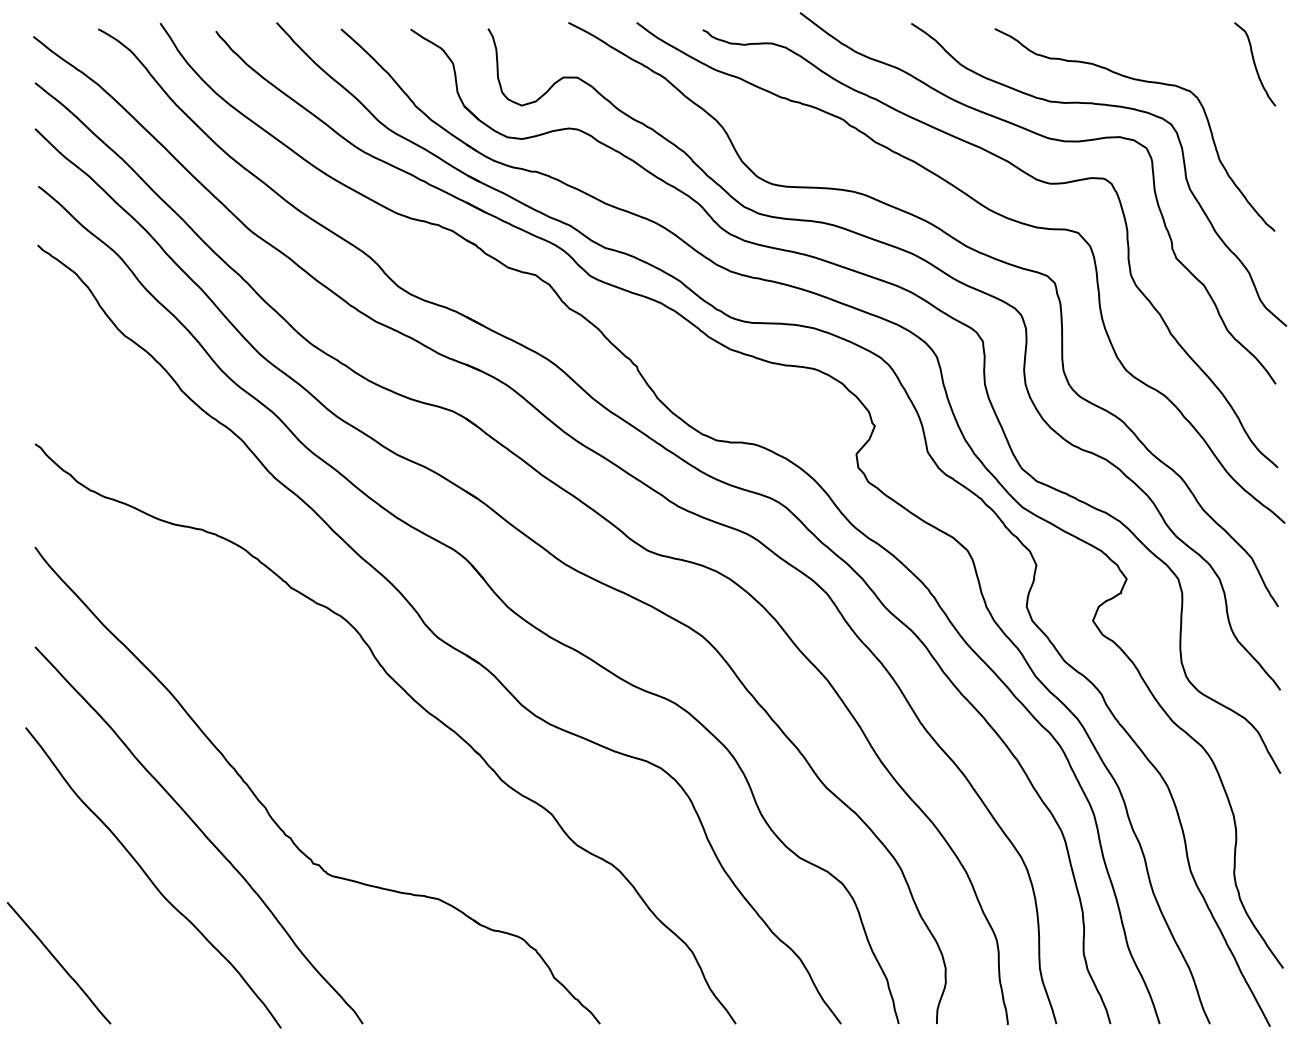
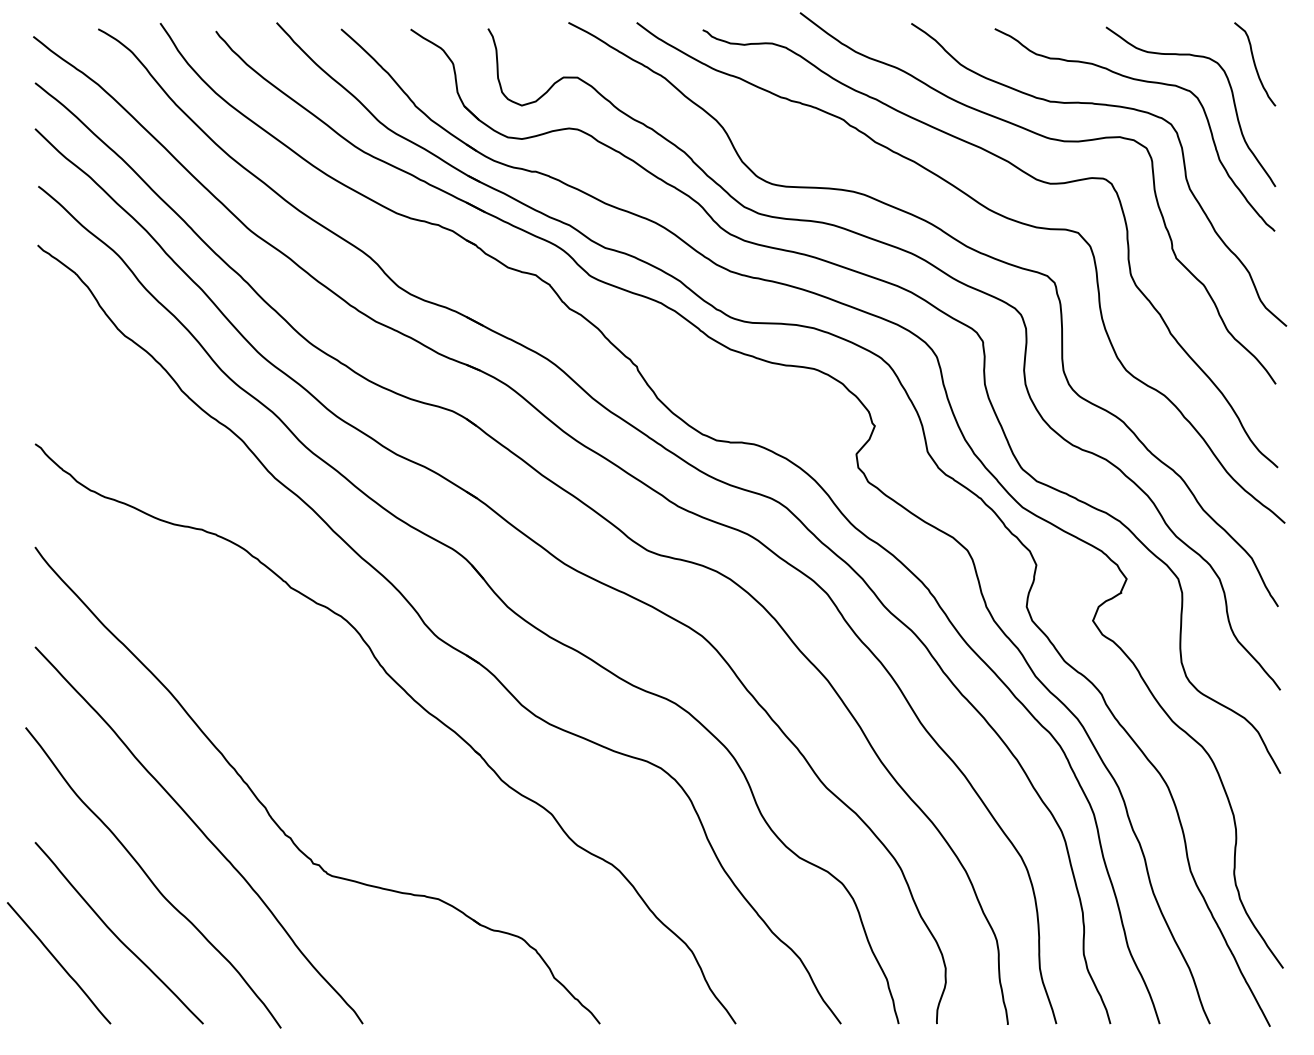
curve: none -> present (1232, 99)
curve: none -> present (116, 935)
